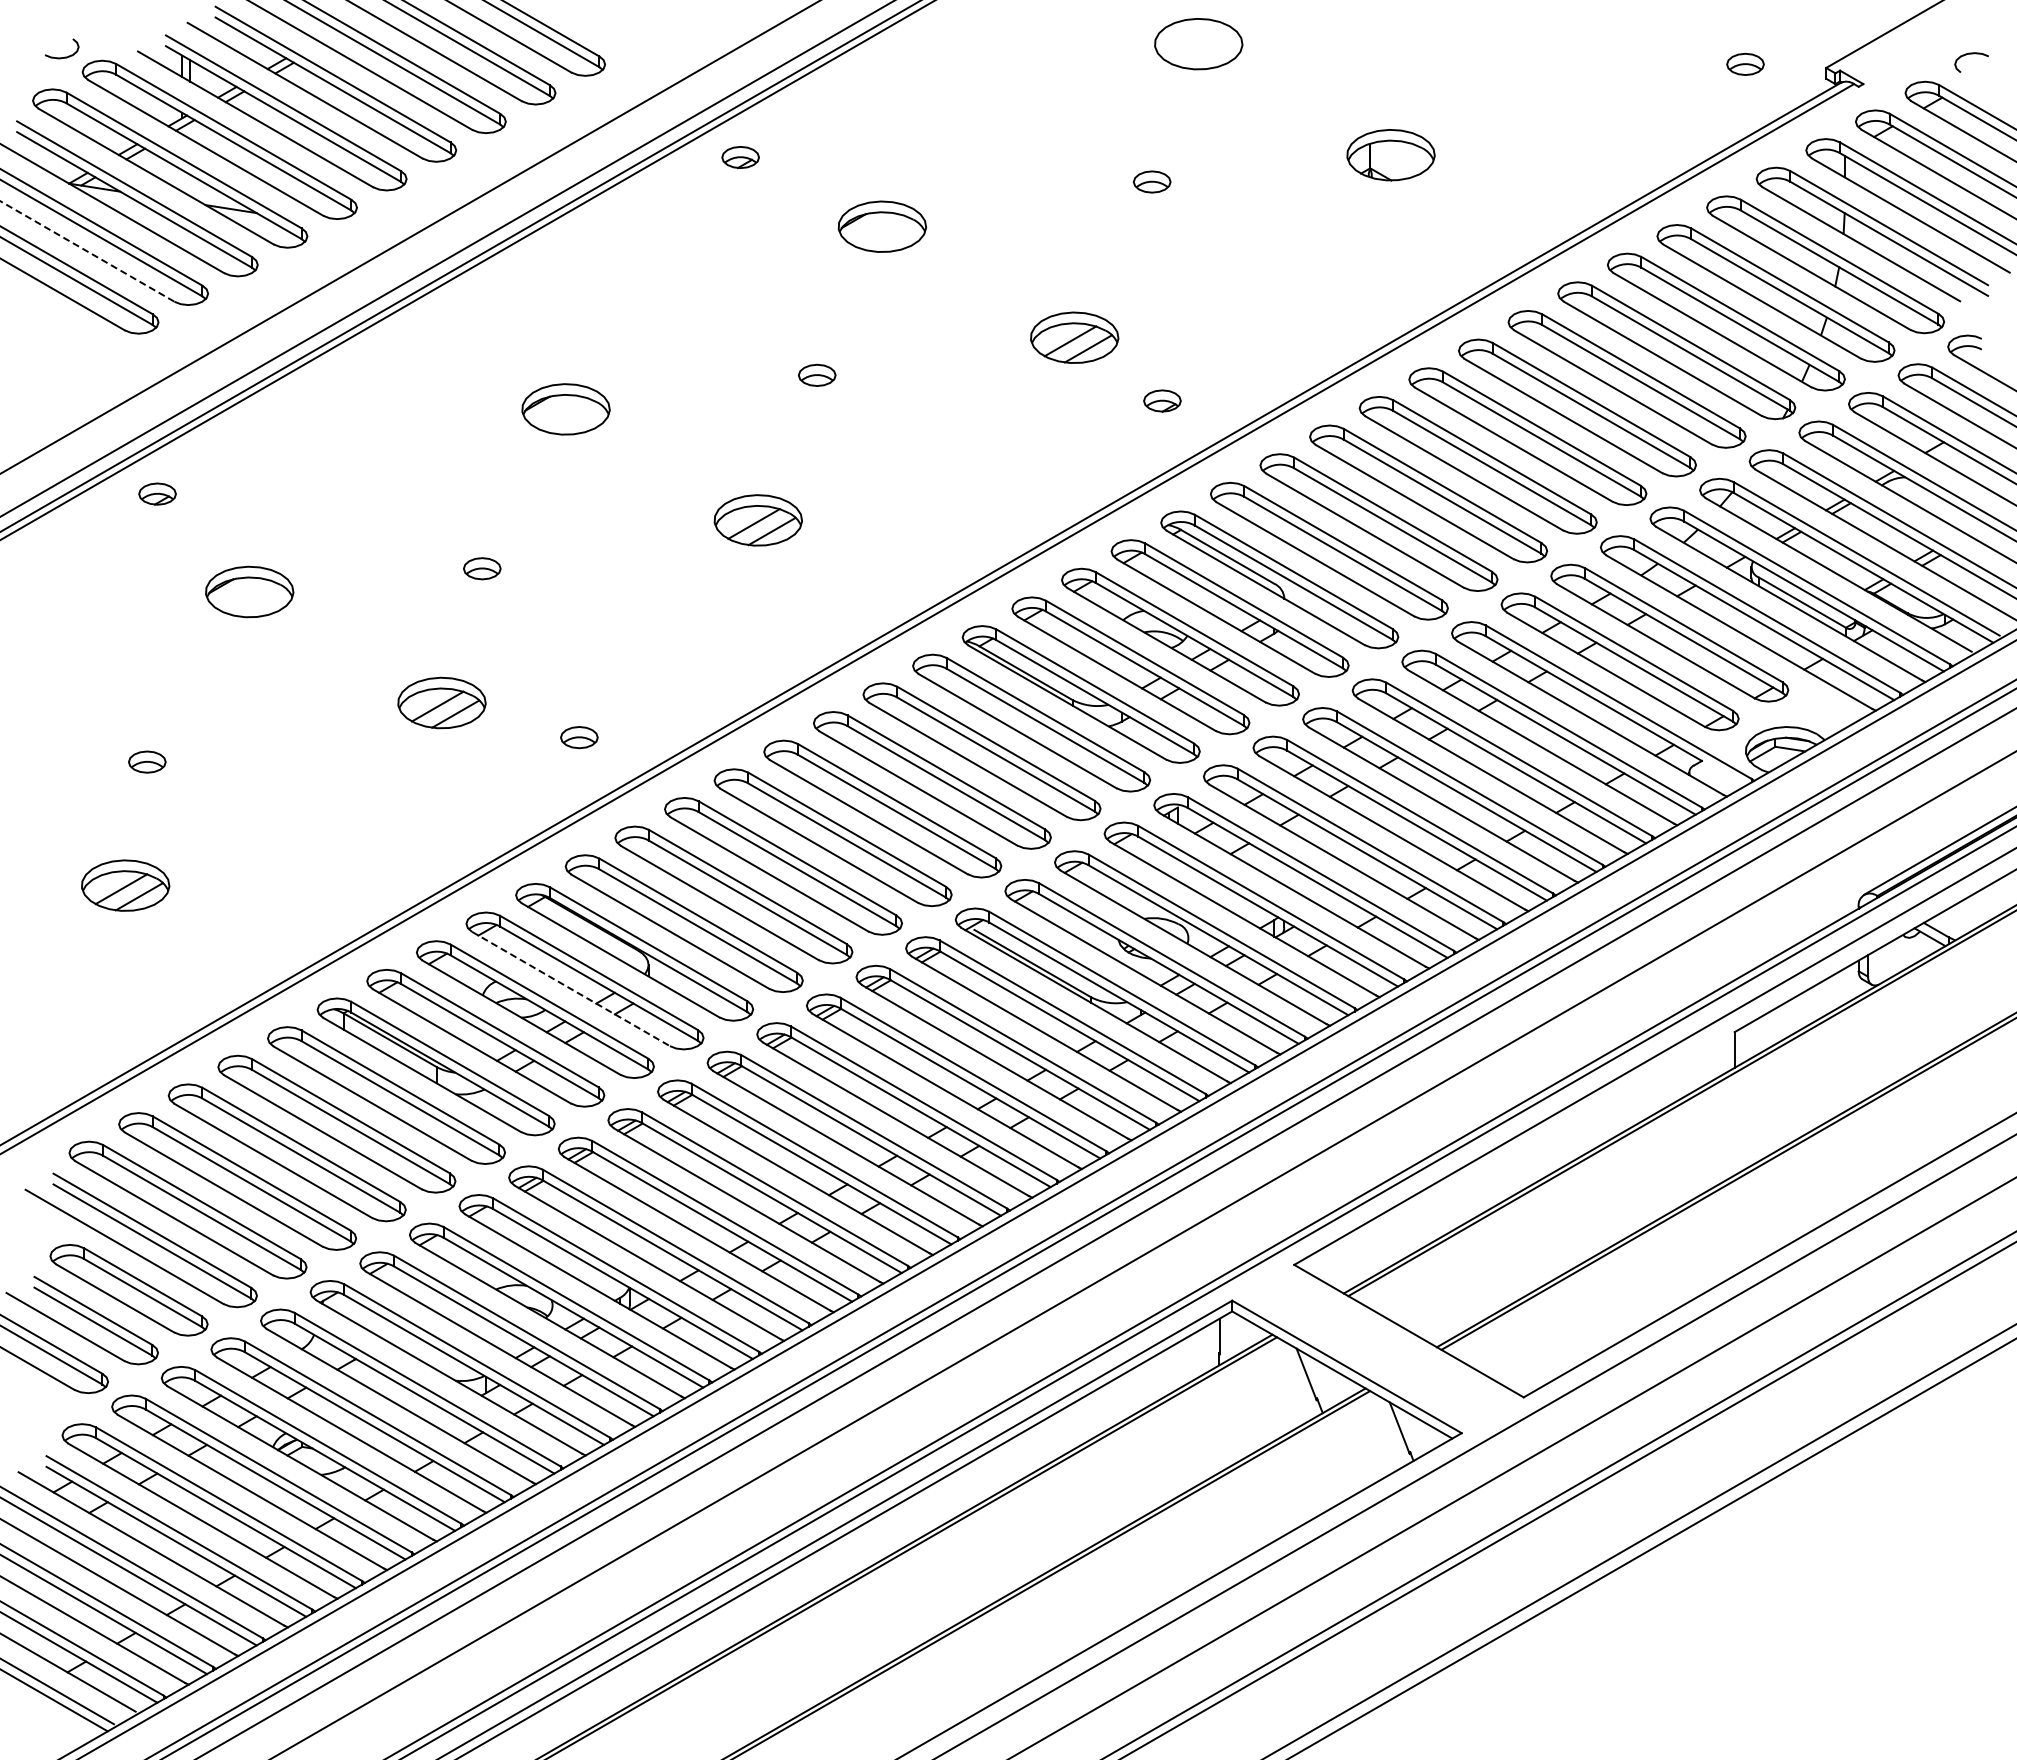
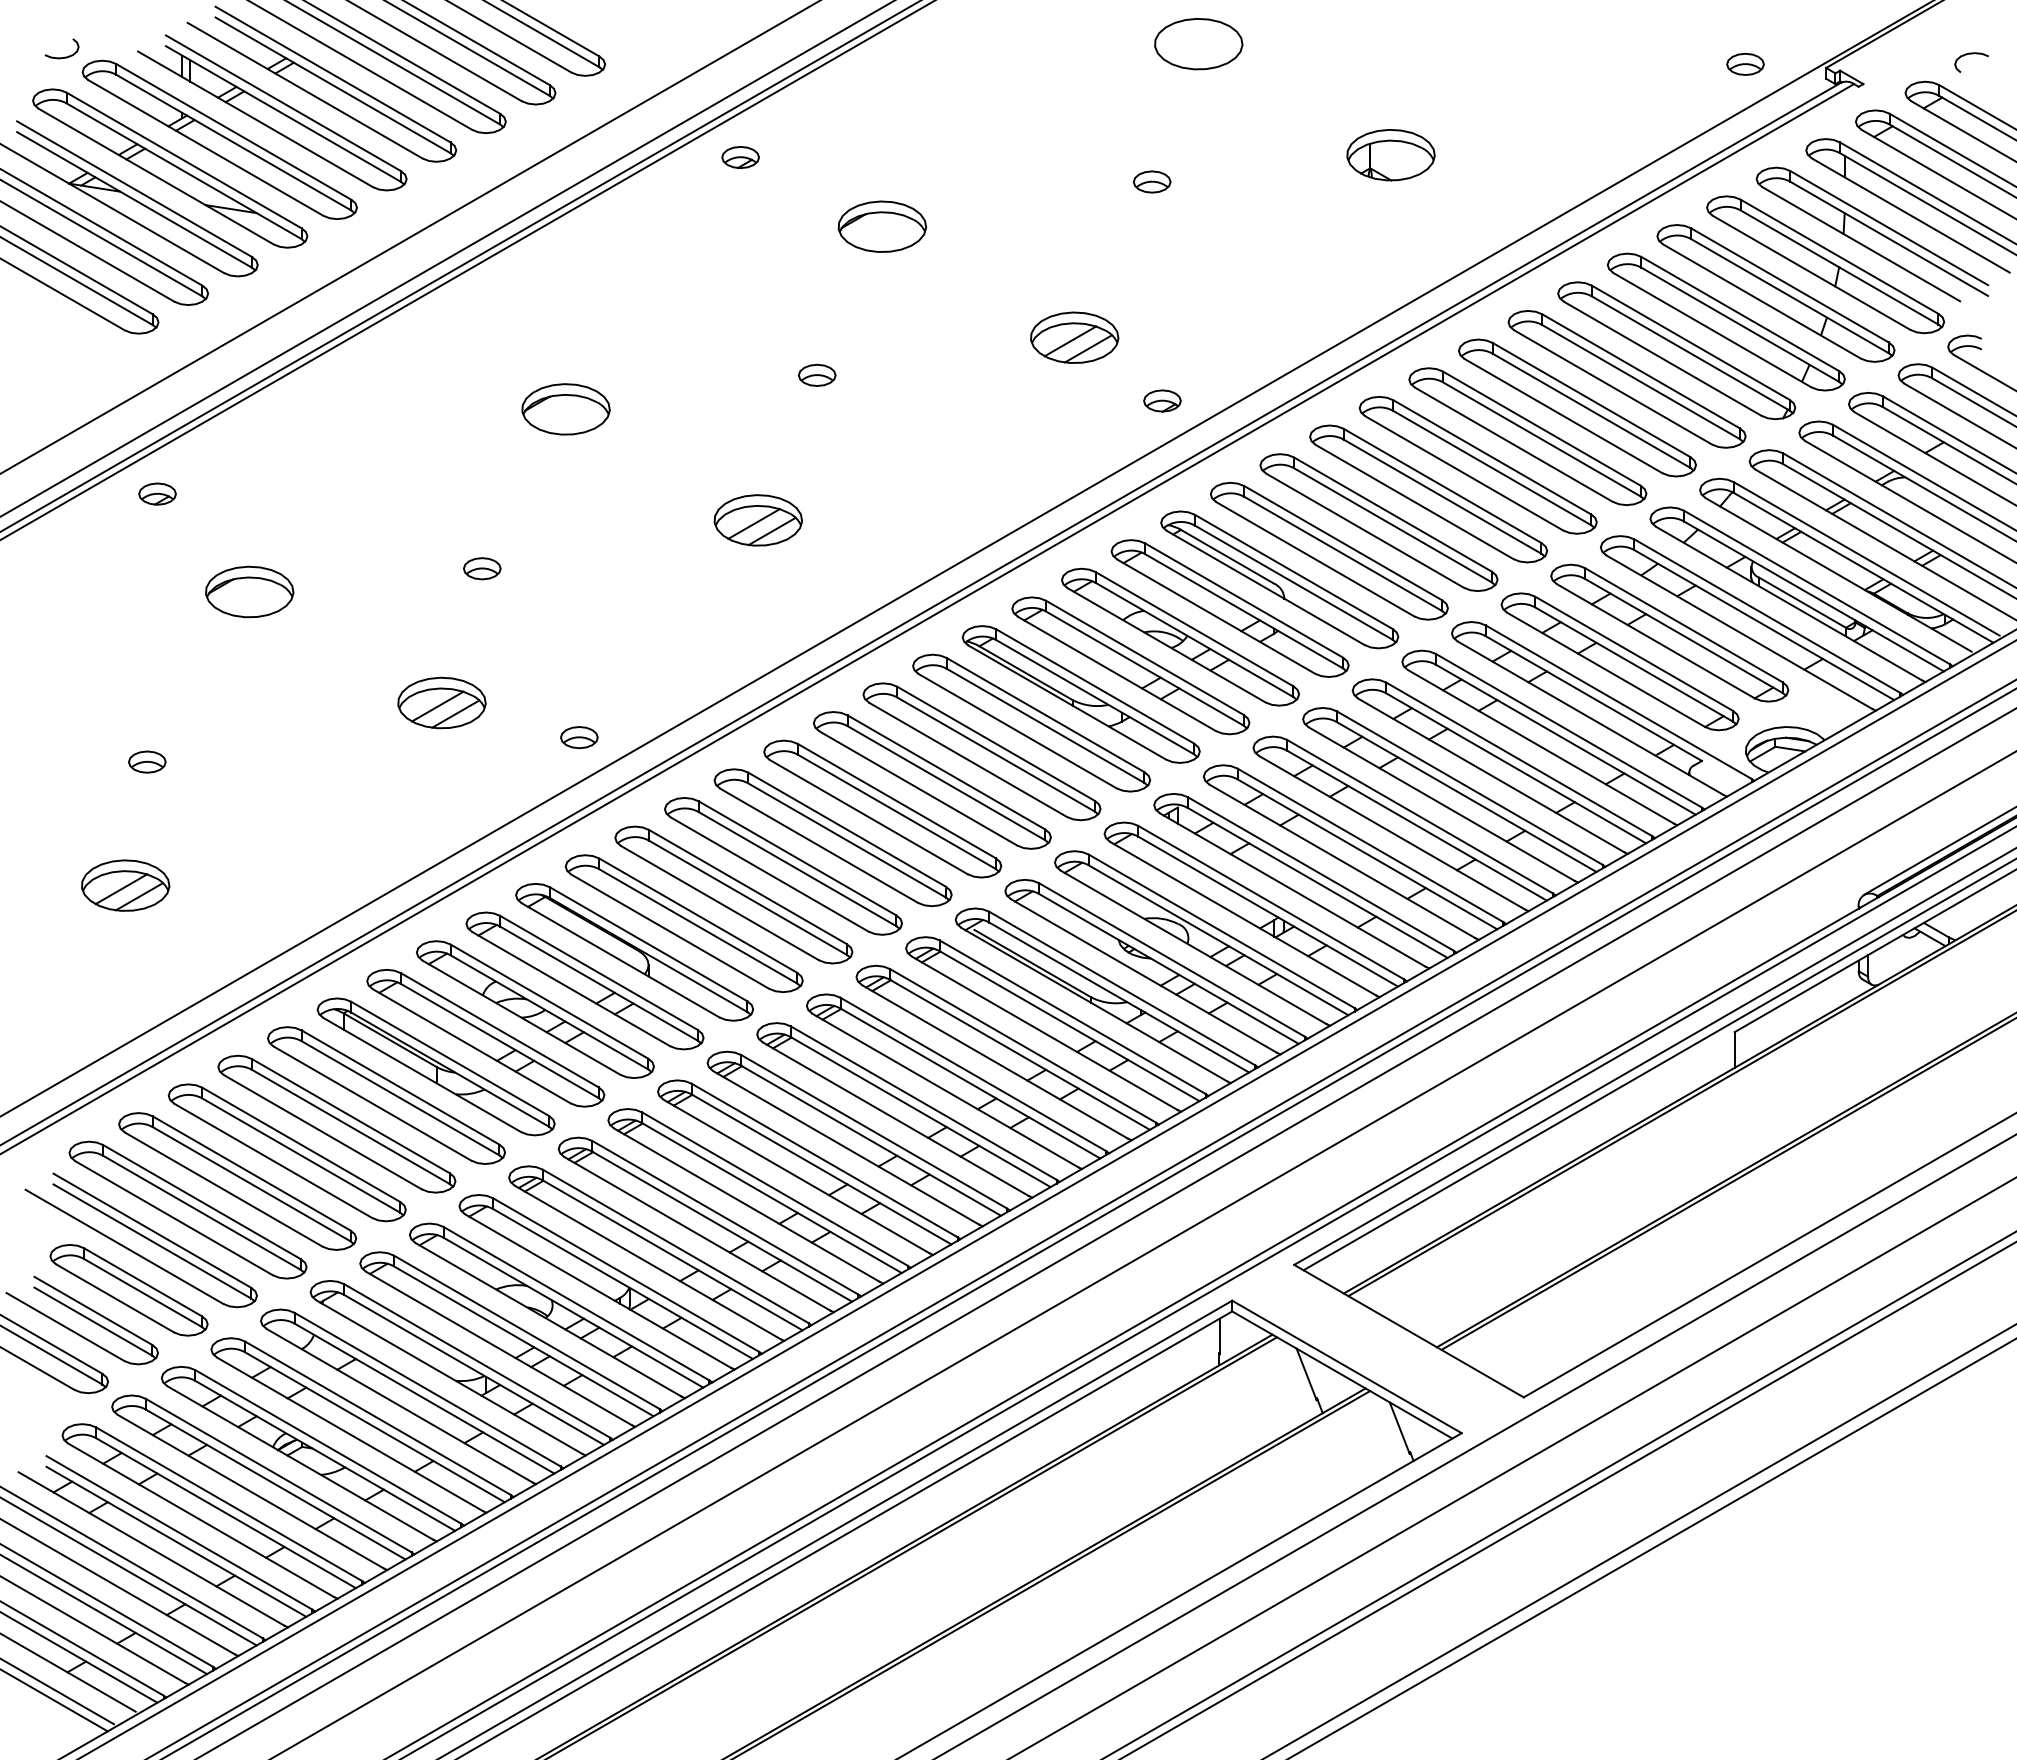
line: dashed -> solid (87, 251)
line: none -> present (966, 558)
line: dashed -> solid (571, 989)
line: none -> present (1658, 1065)
